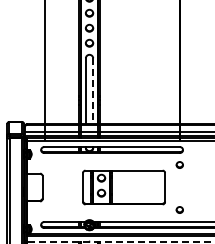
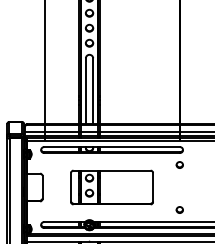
line: dashed -> solid (93, 91)
part position: (123, 187) -> (111, 187) (111, 187)
line: dashed -> solid (120, 241)
